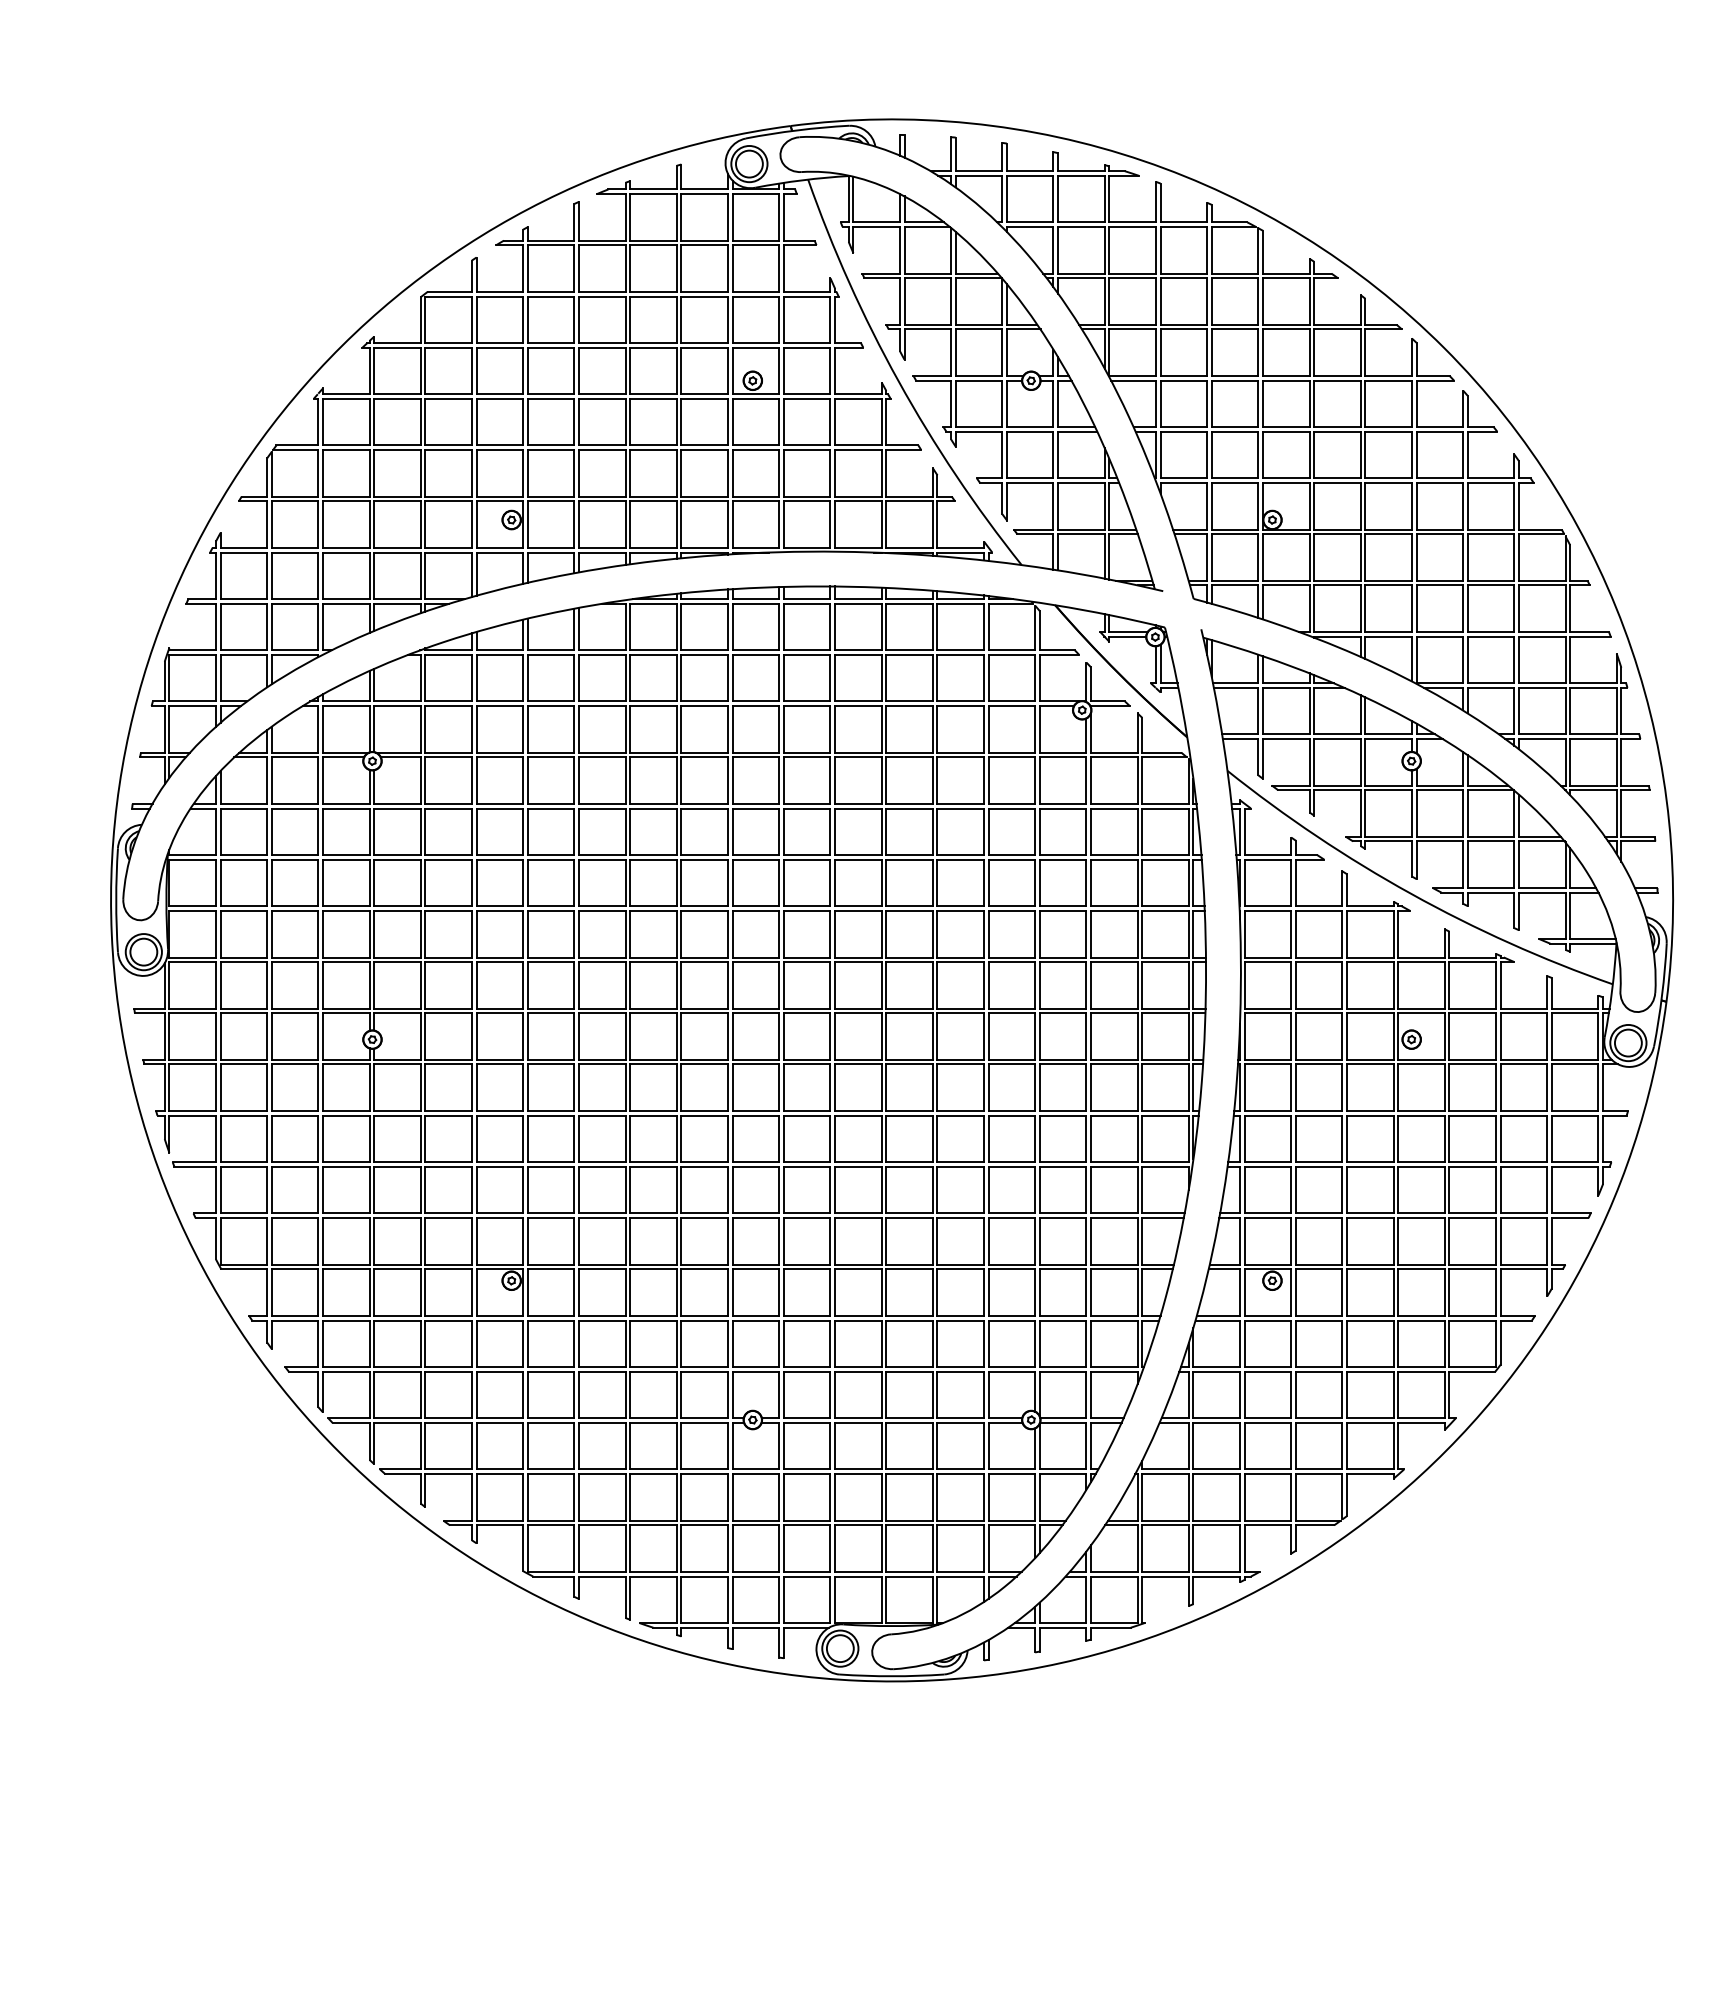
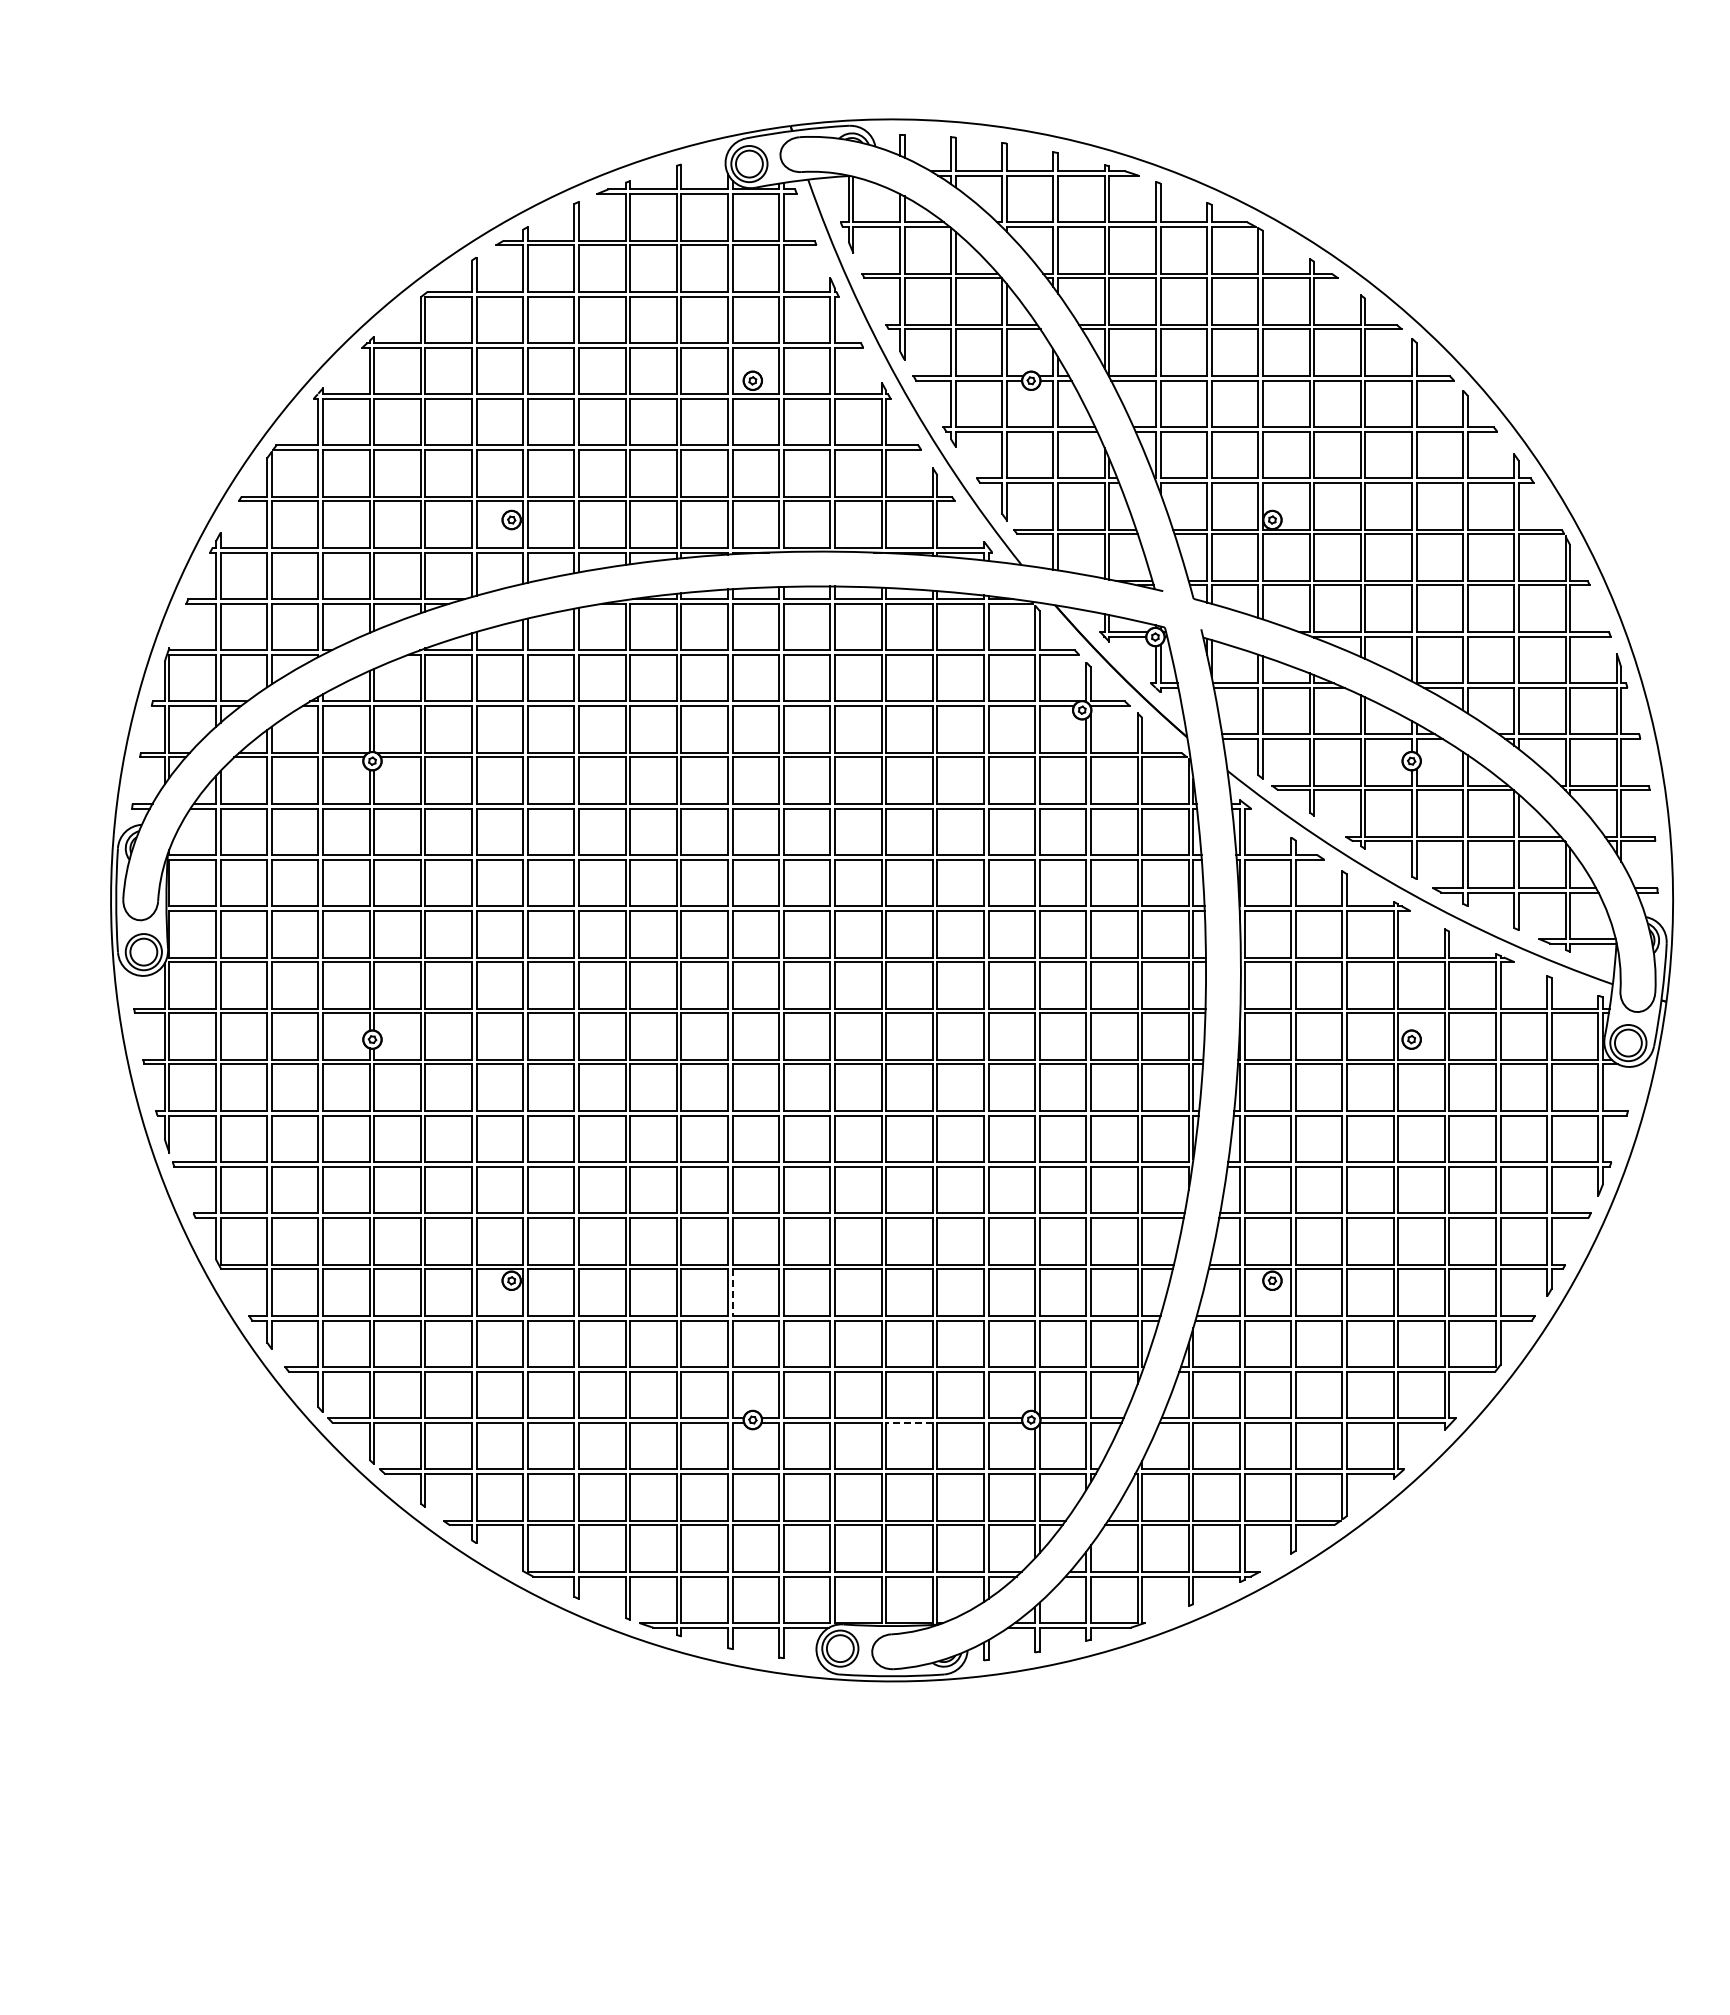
line: solid -> dashed (732, 1293)
line: solid -> dashed (908, 1422)
